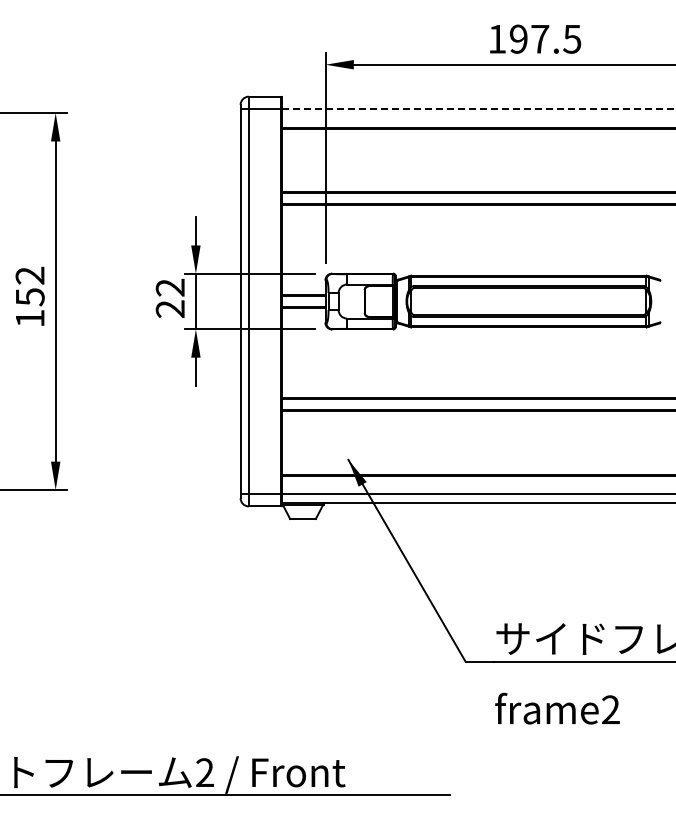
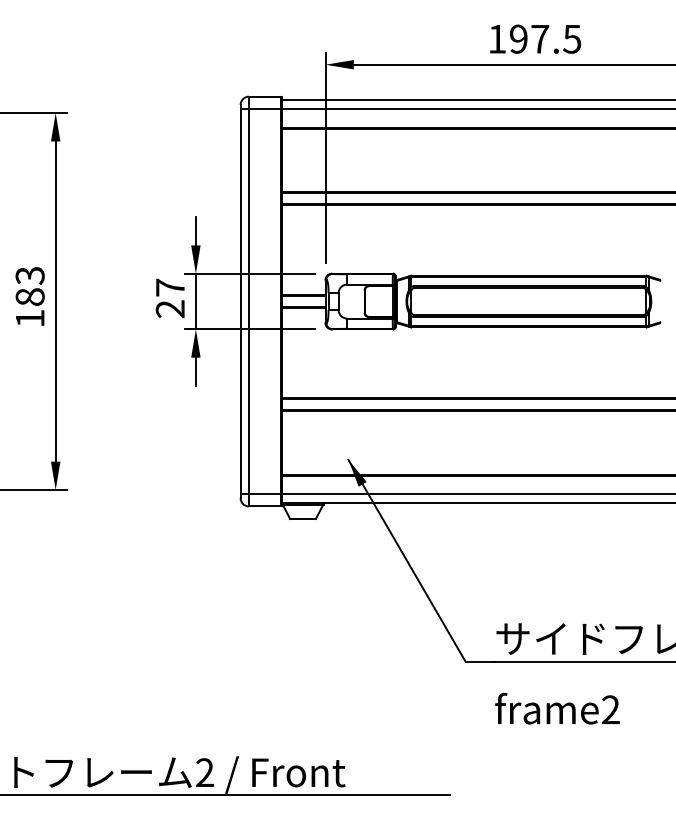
line: none -> present (476, 99)
line: dashed -> solid (478, 109)
text: 152 -> 183 (29, 286)
text: 22 -> 27 (169, 287)
